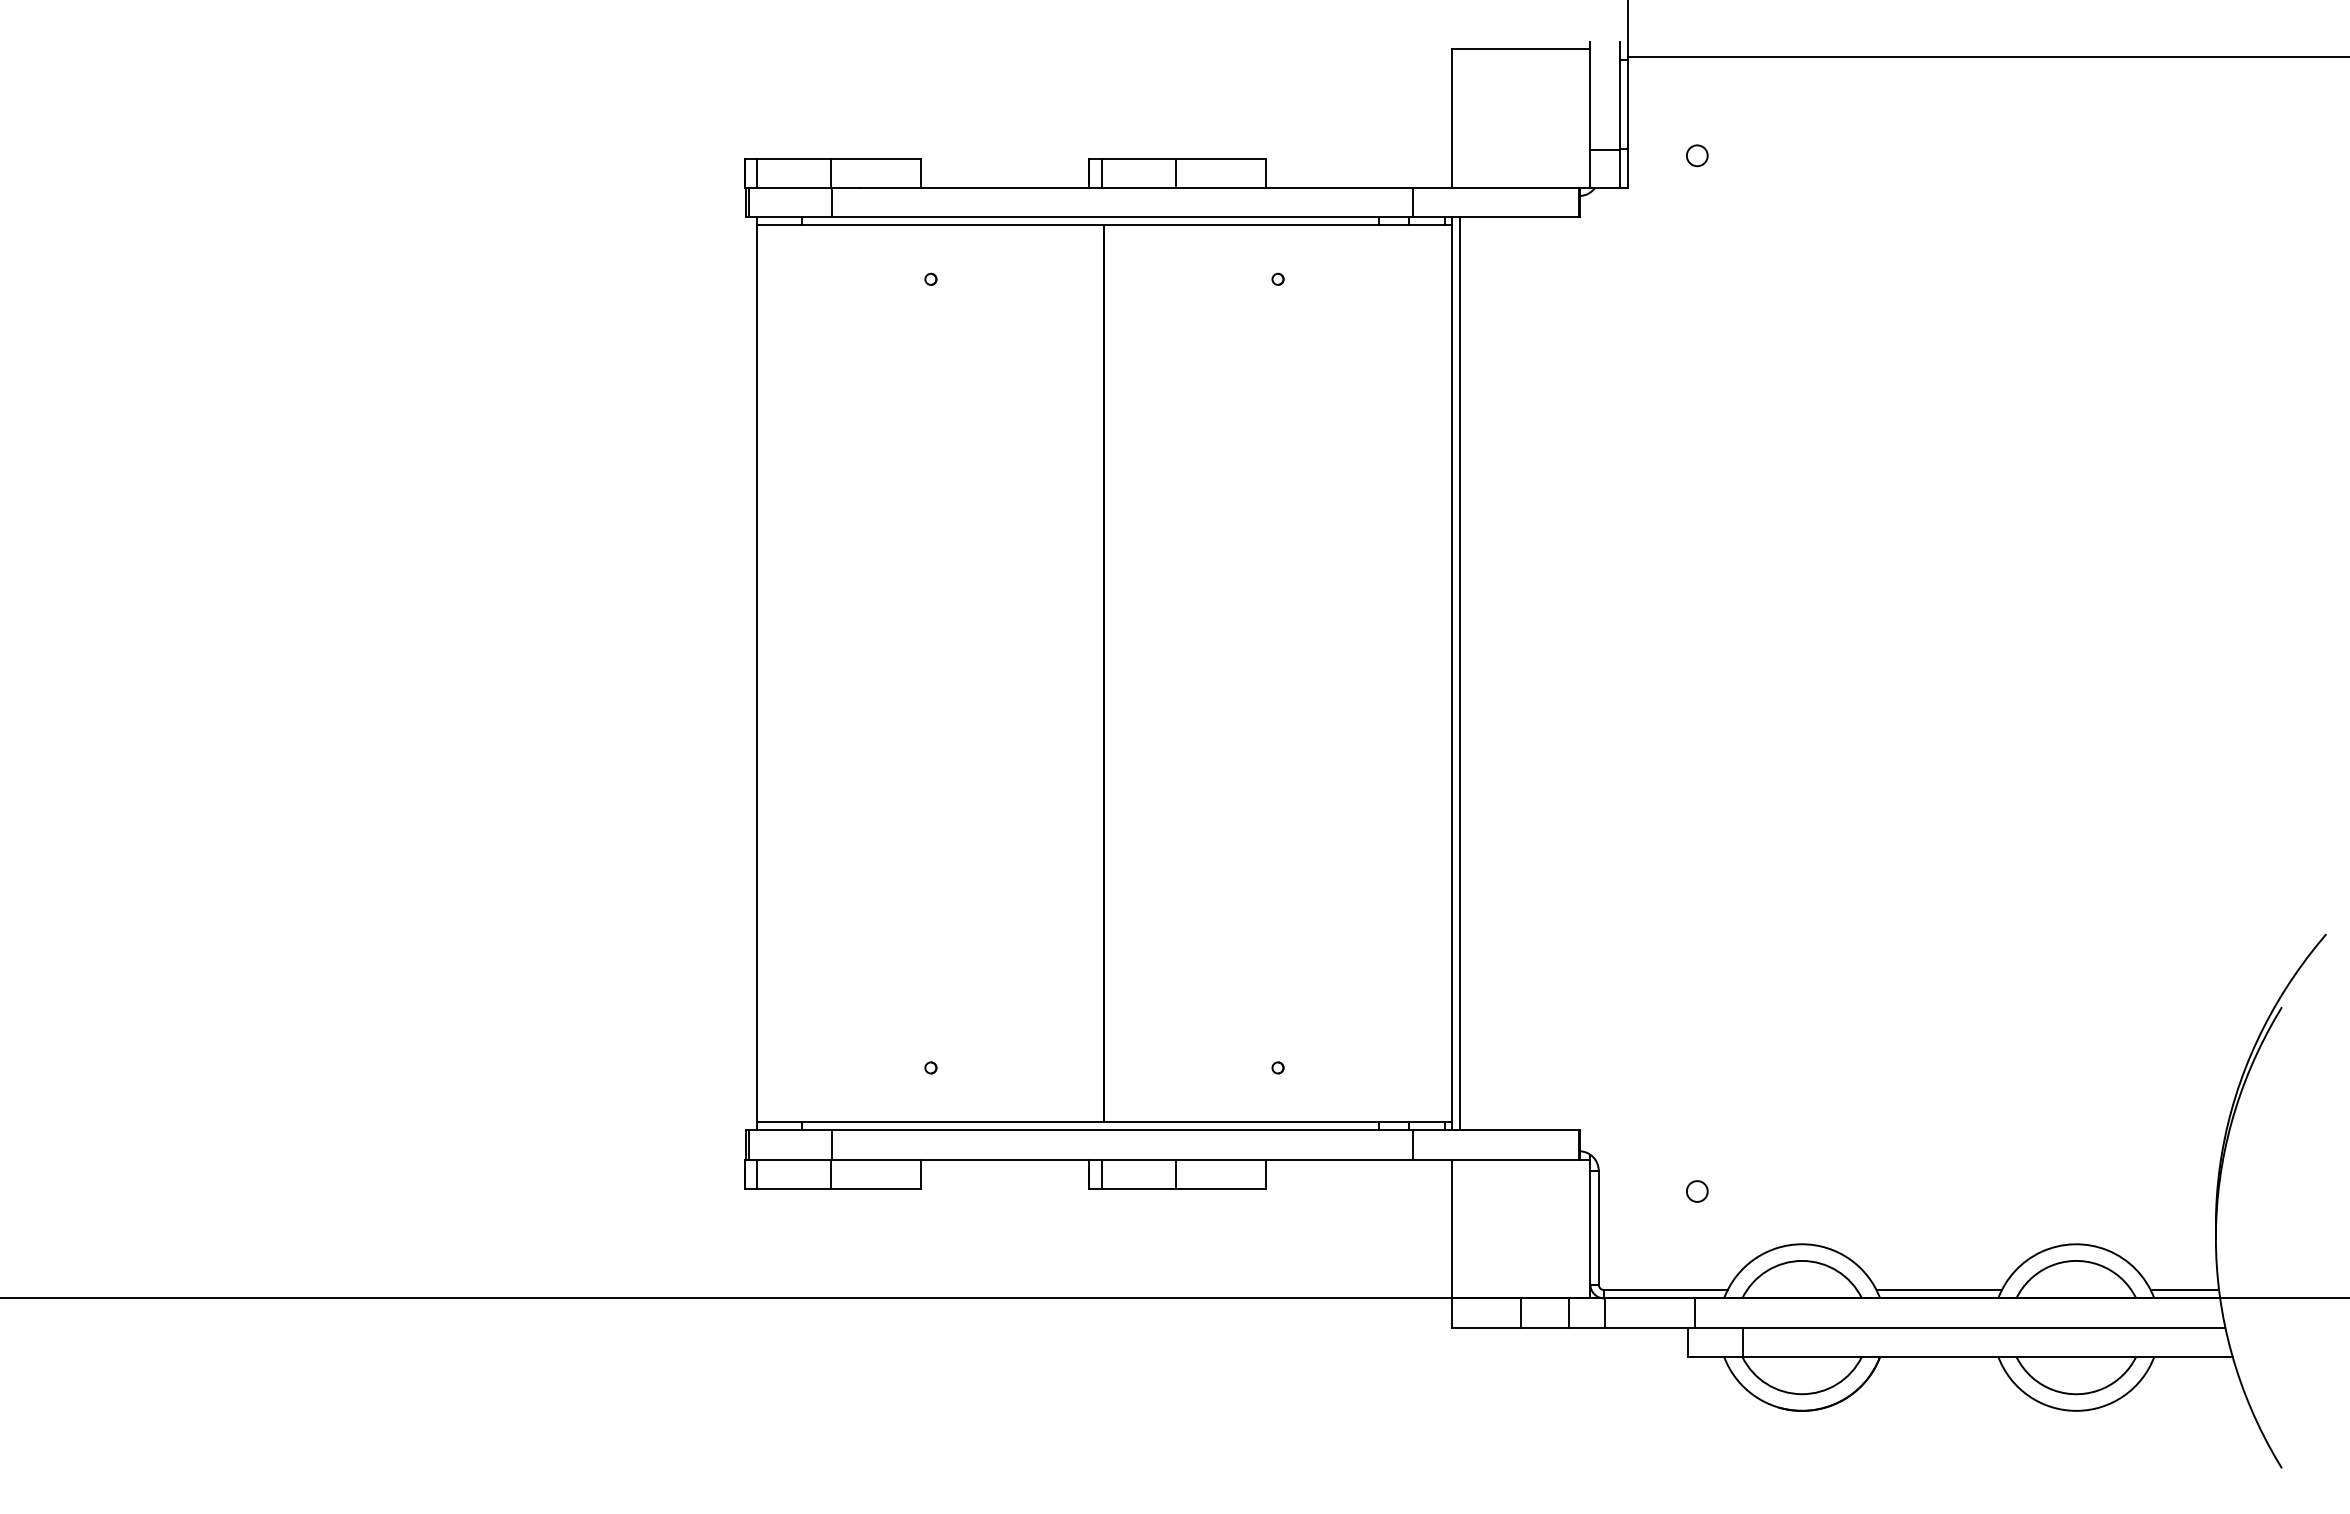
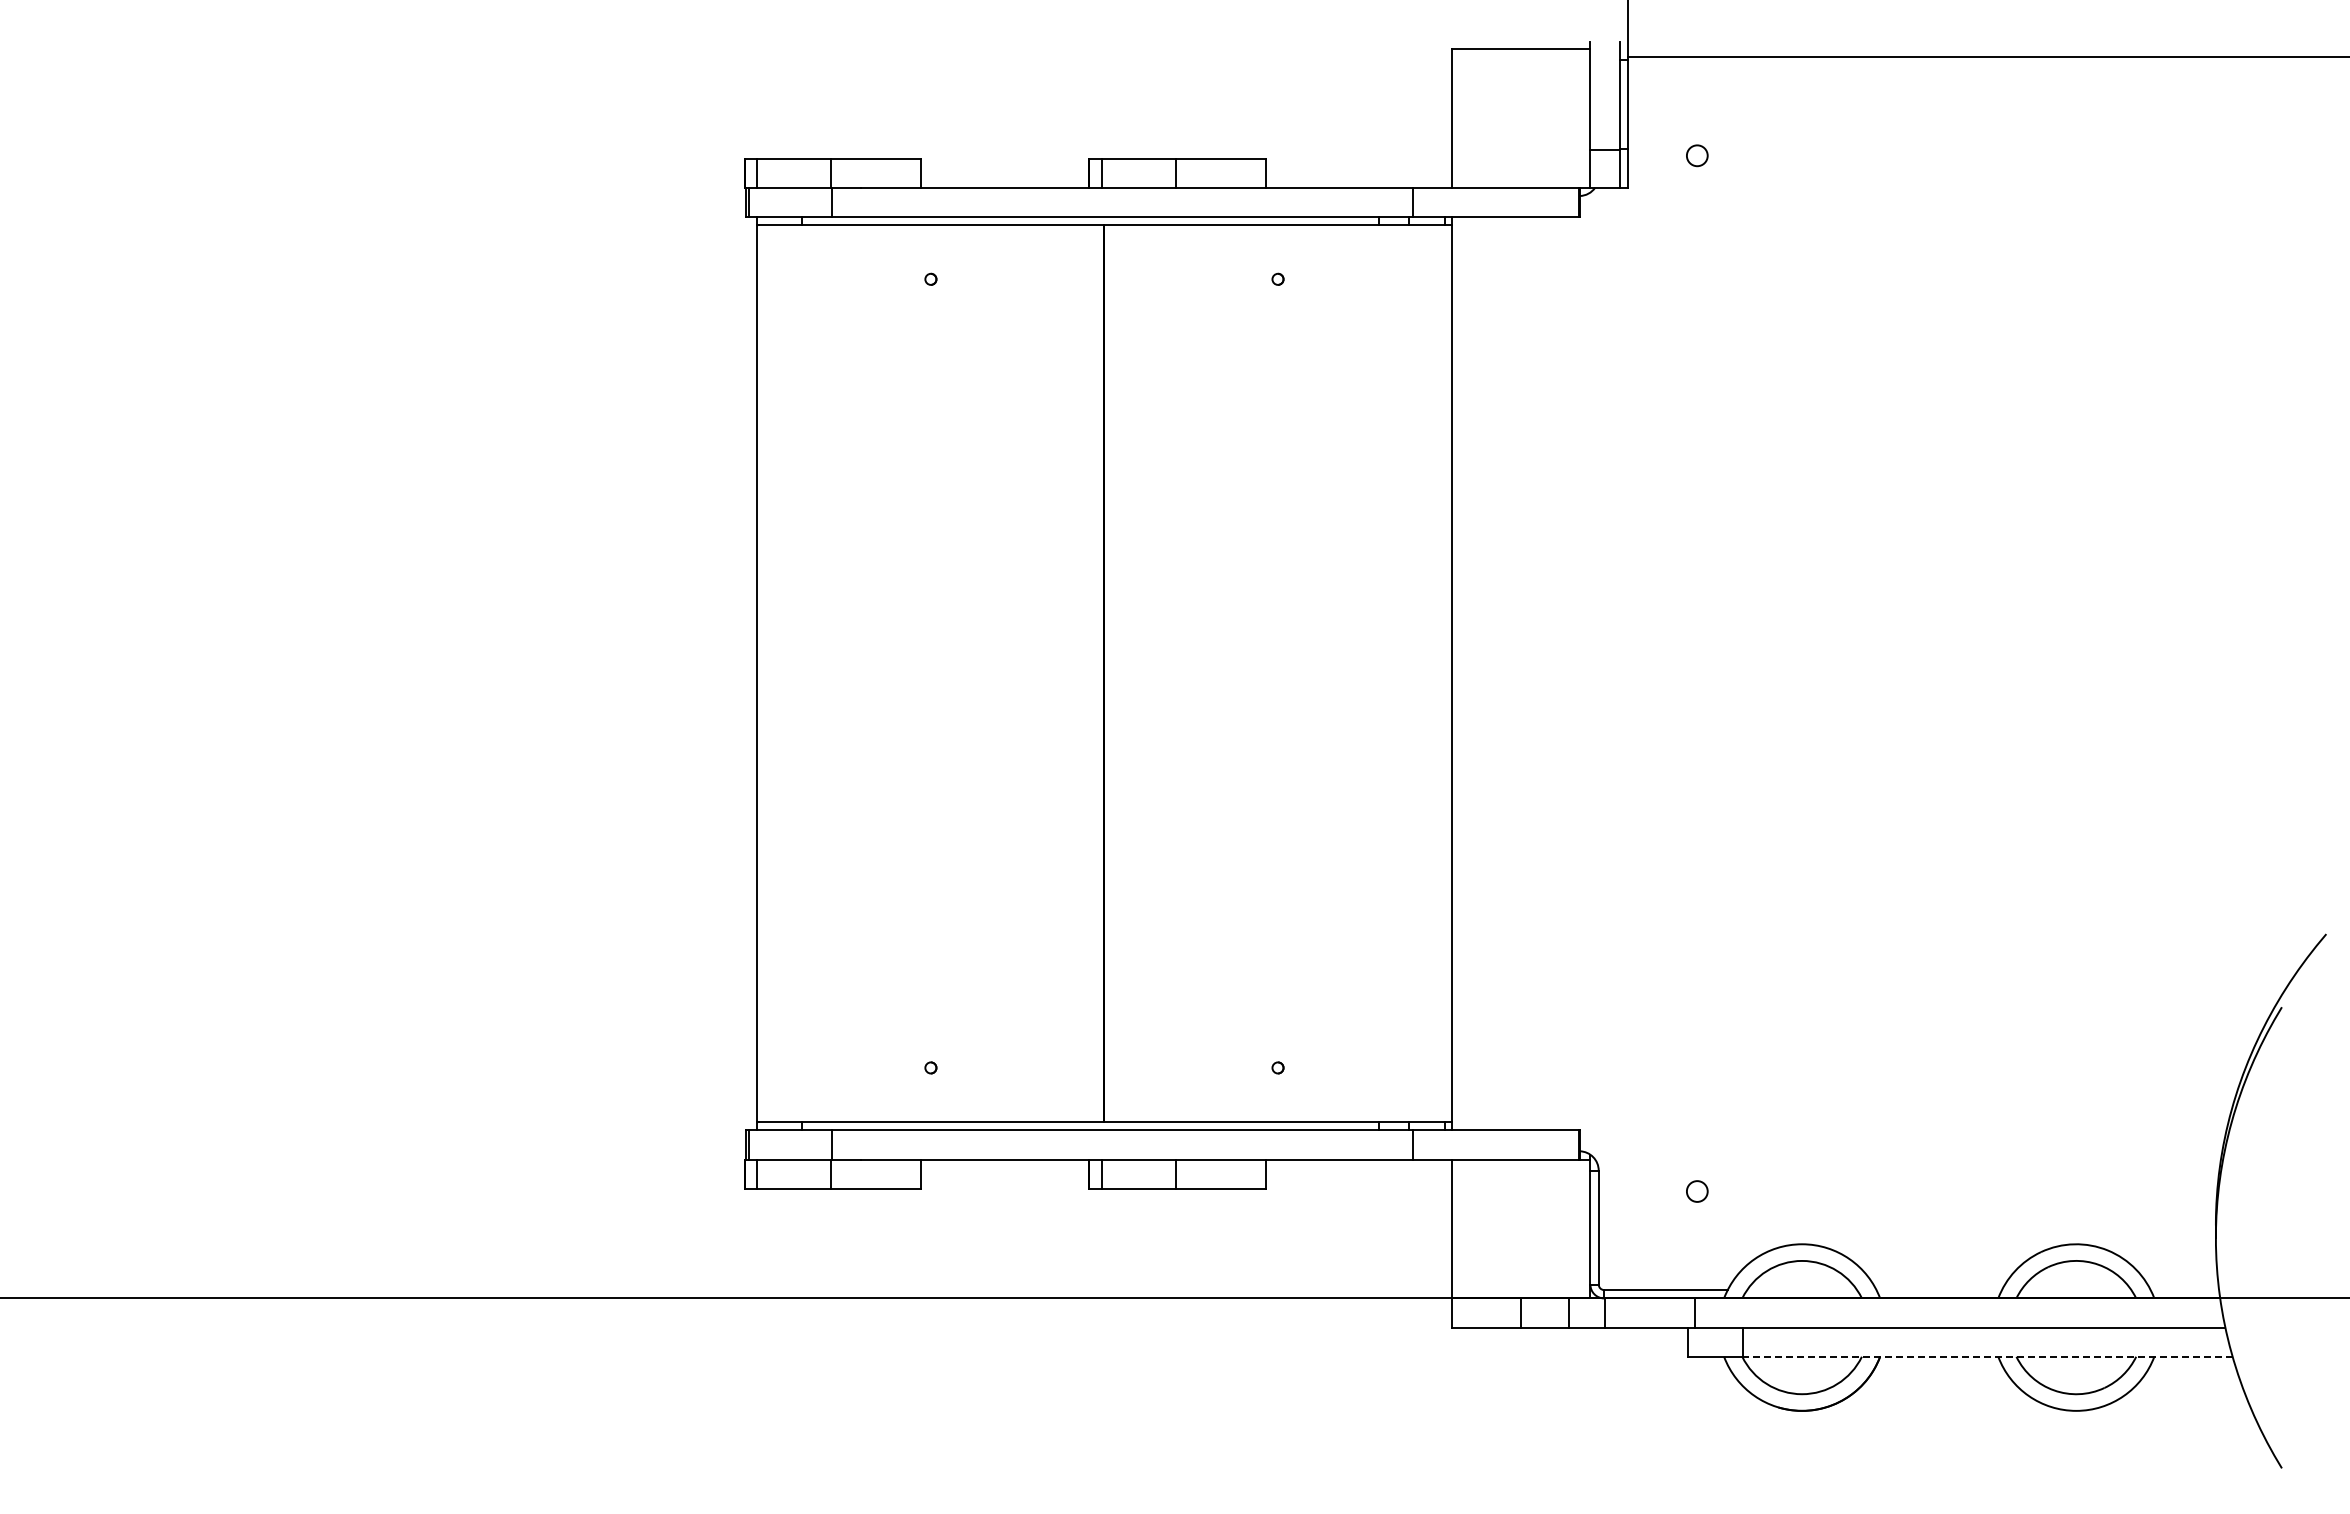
line: present -> none (1459, 673)
line: present -> none (1938, 1290)
line: present -> none (2184, 1290)
line: solid -> dashed (1987, 1356)
